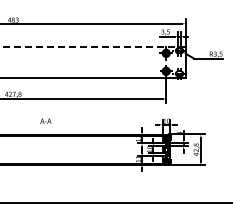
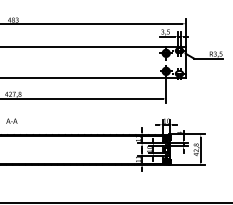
line: dashed -> solid (93, 46)
text position: (45, 120) -> (11, 120) (11, 120)
